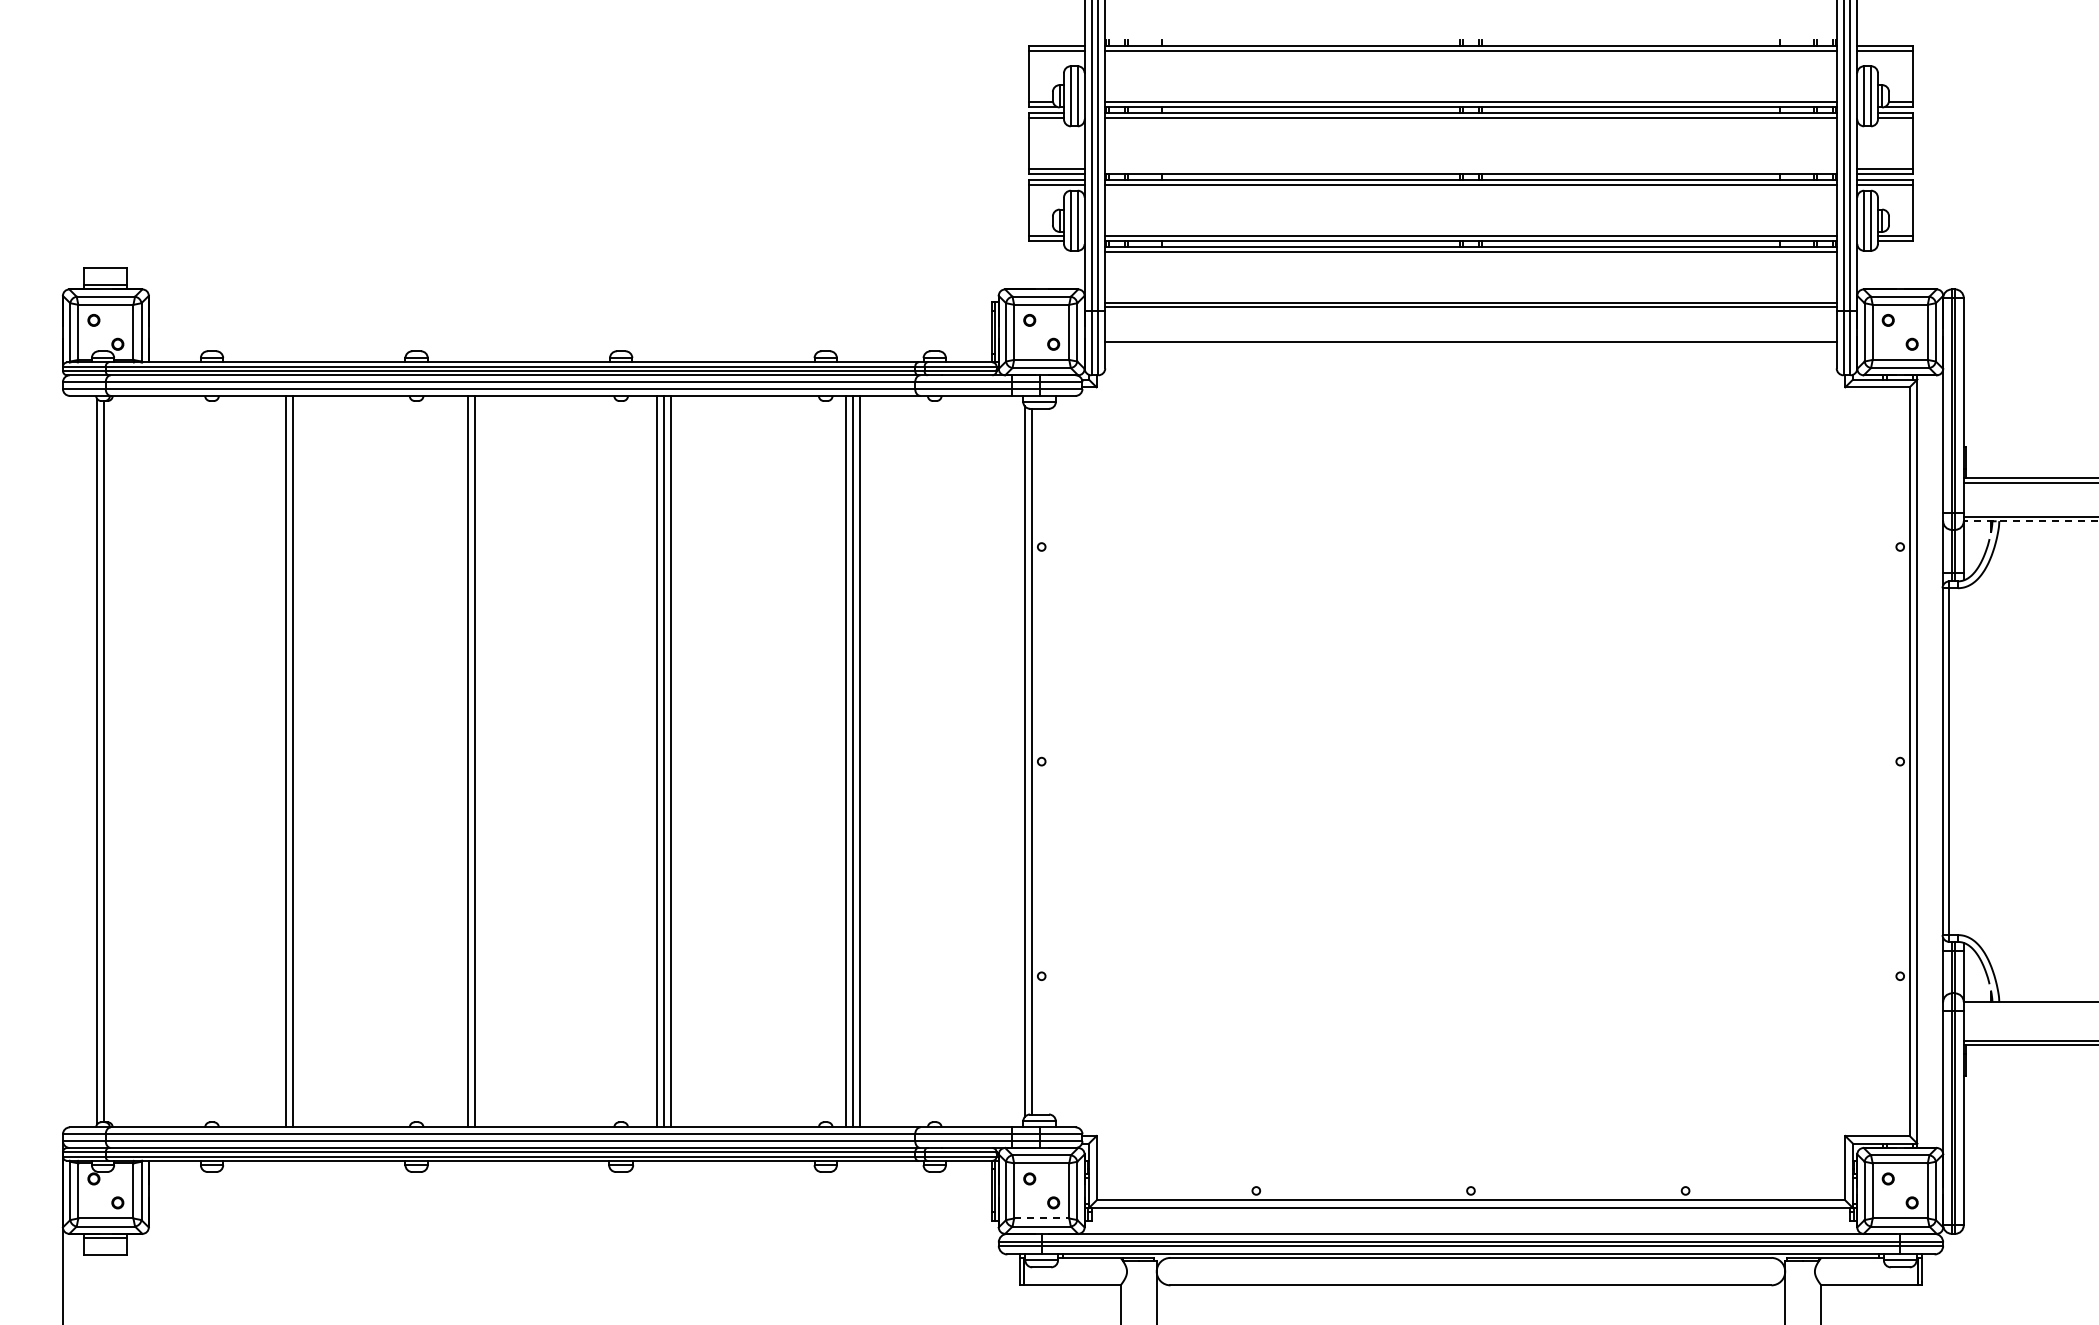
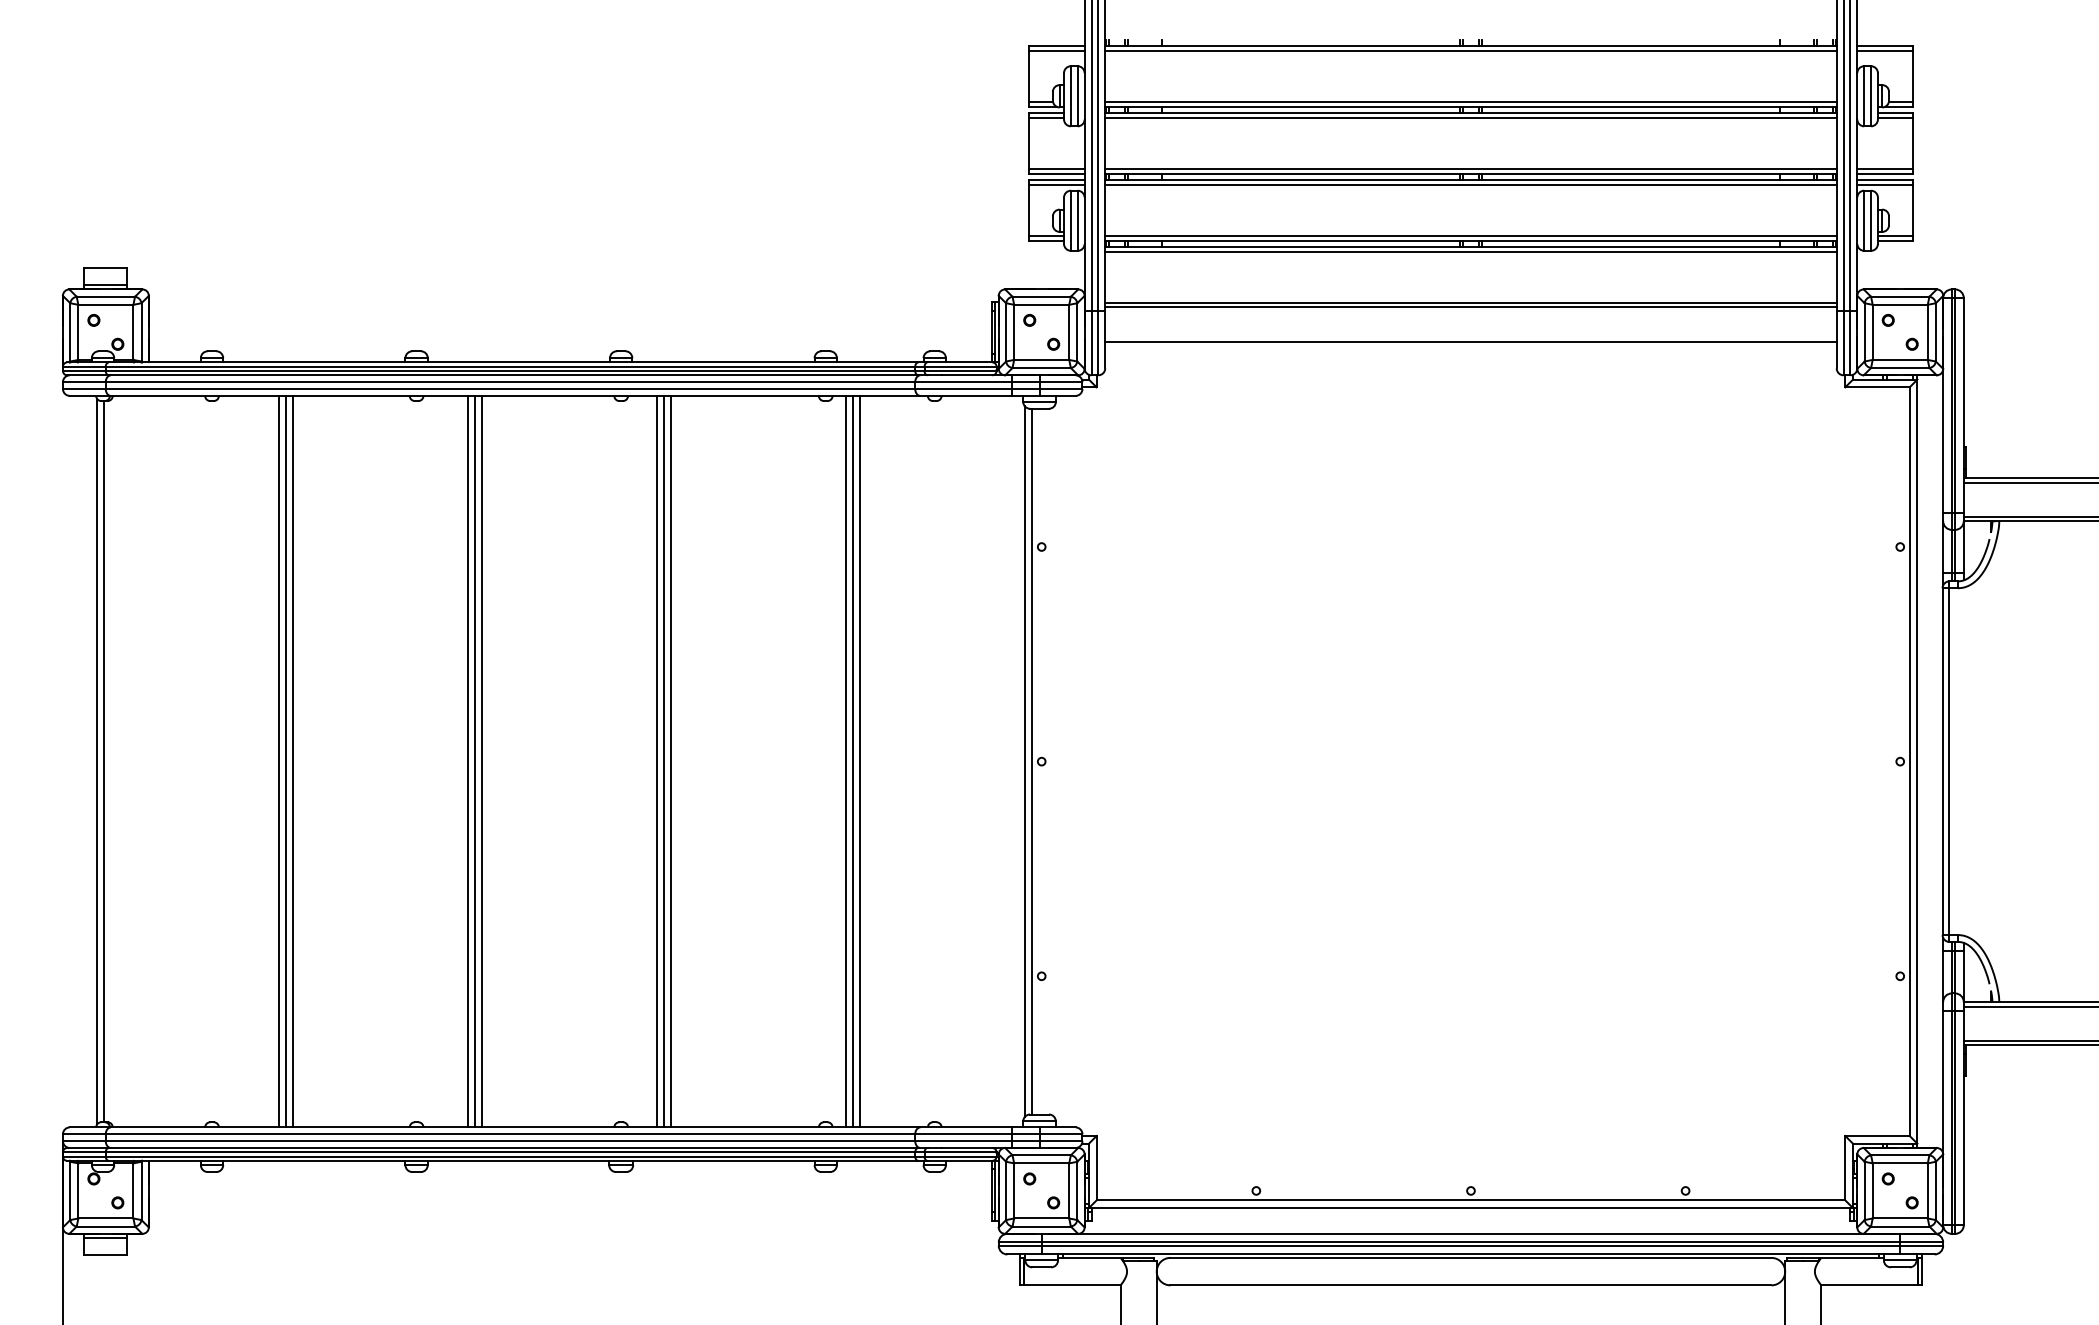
line: none -> present (1470, 169)
line: dashed -> solid (2030, 521)
line: none -> present (279, 761)
line: none -> present (481, 761)
line: none -> present (2029, 1006)
line: dashed -> solid (1041, 1218)
